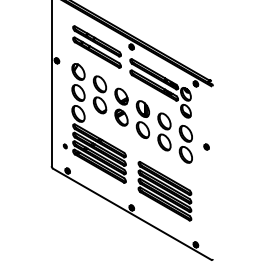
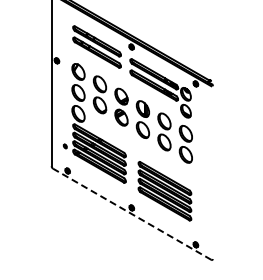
part: present -> none (206, 146)
line: solid -> dashed (131, 214)
